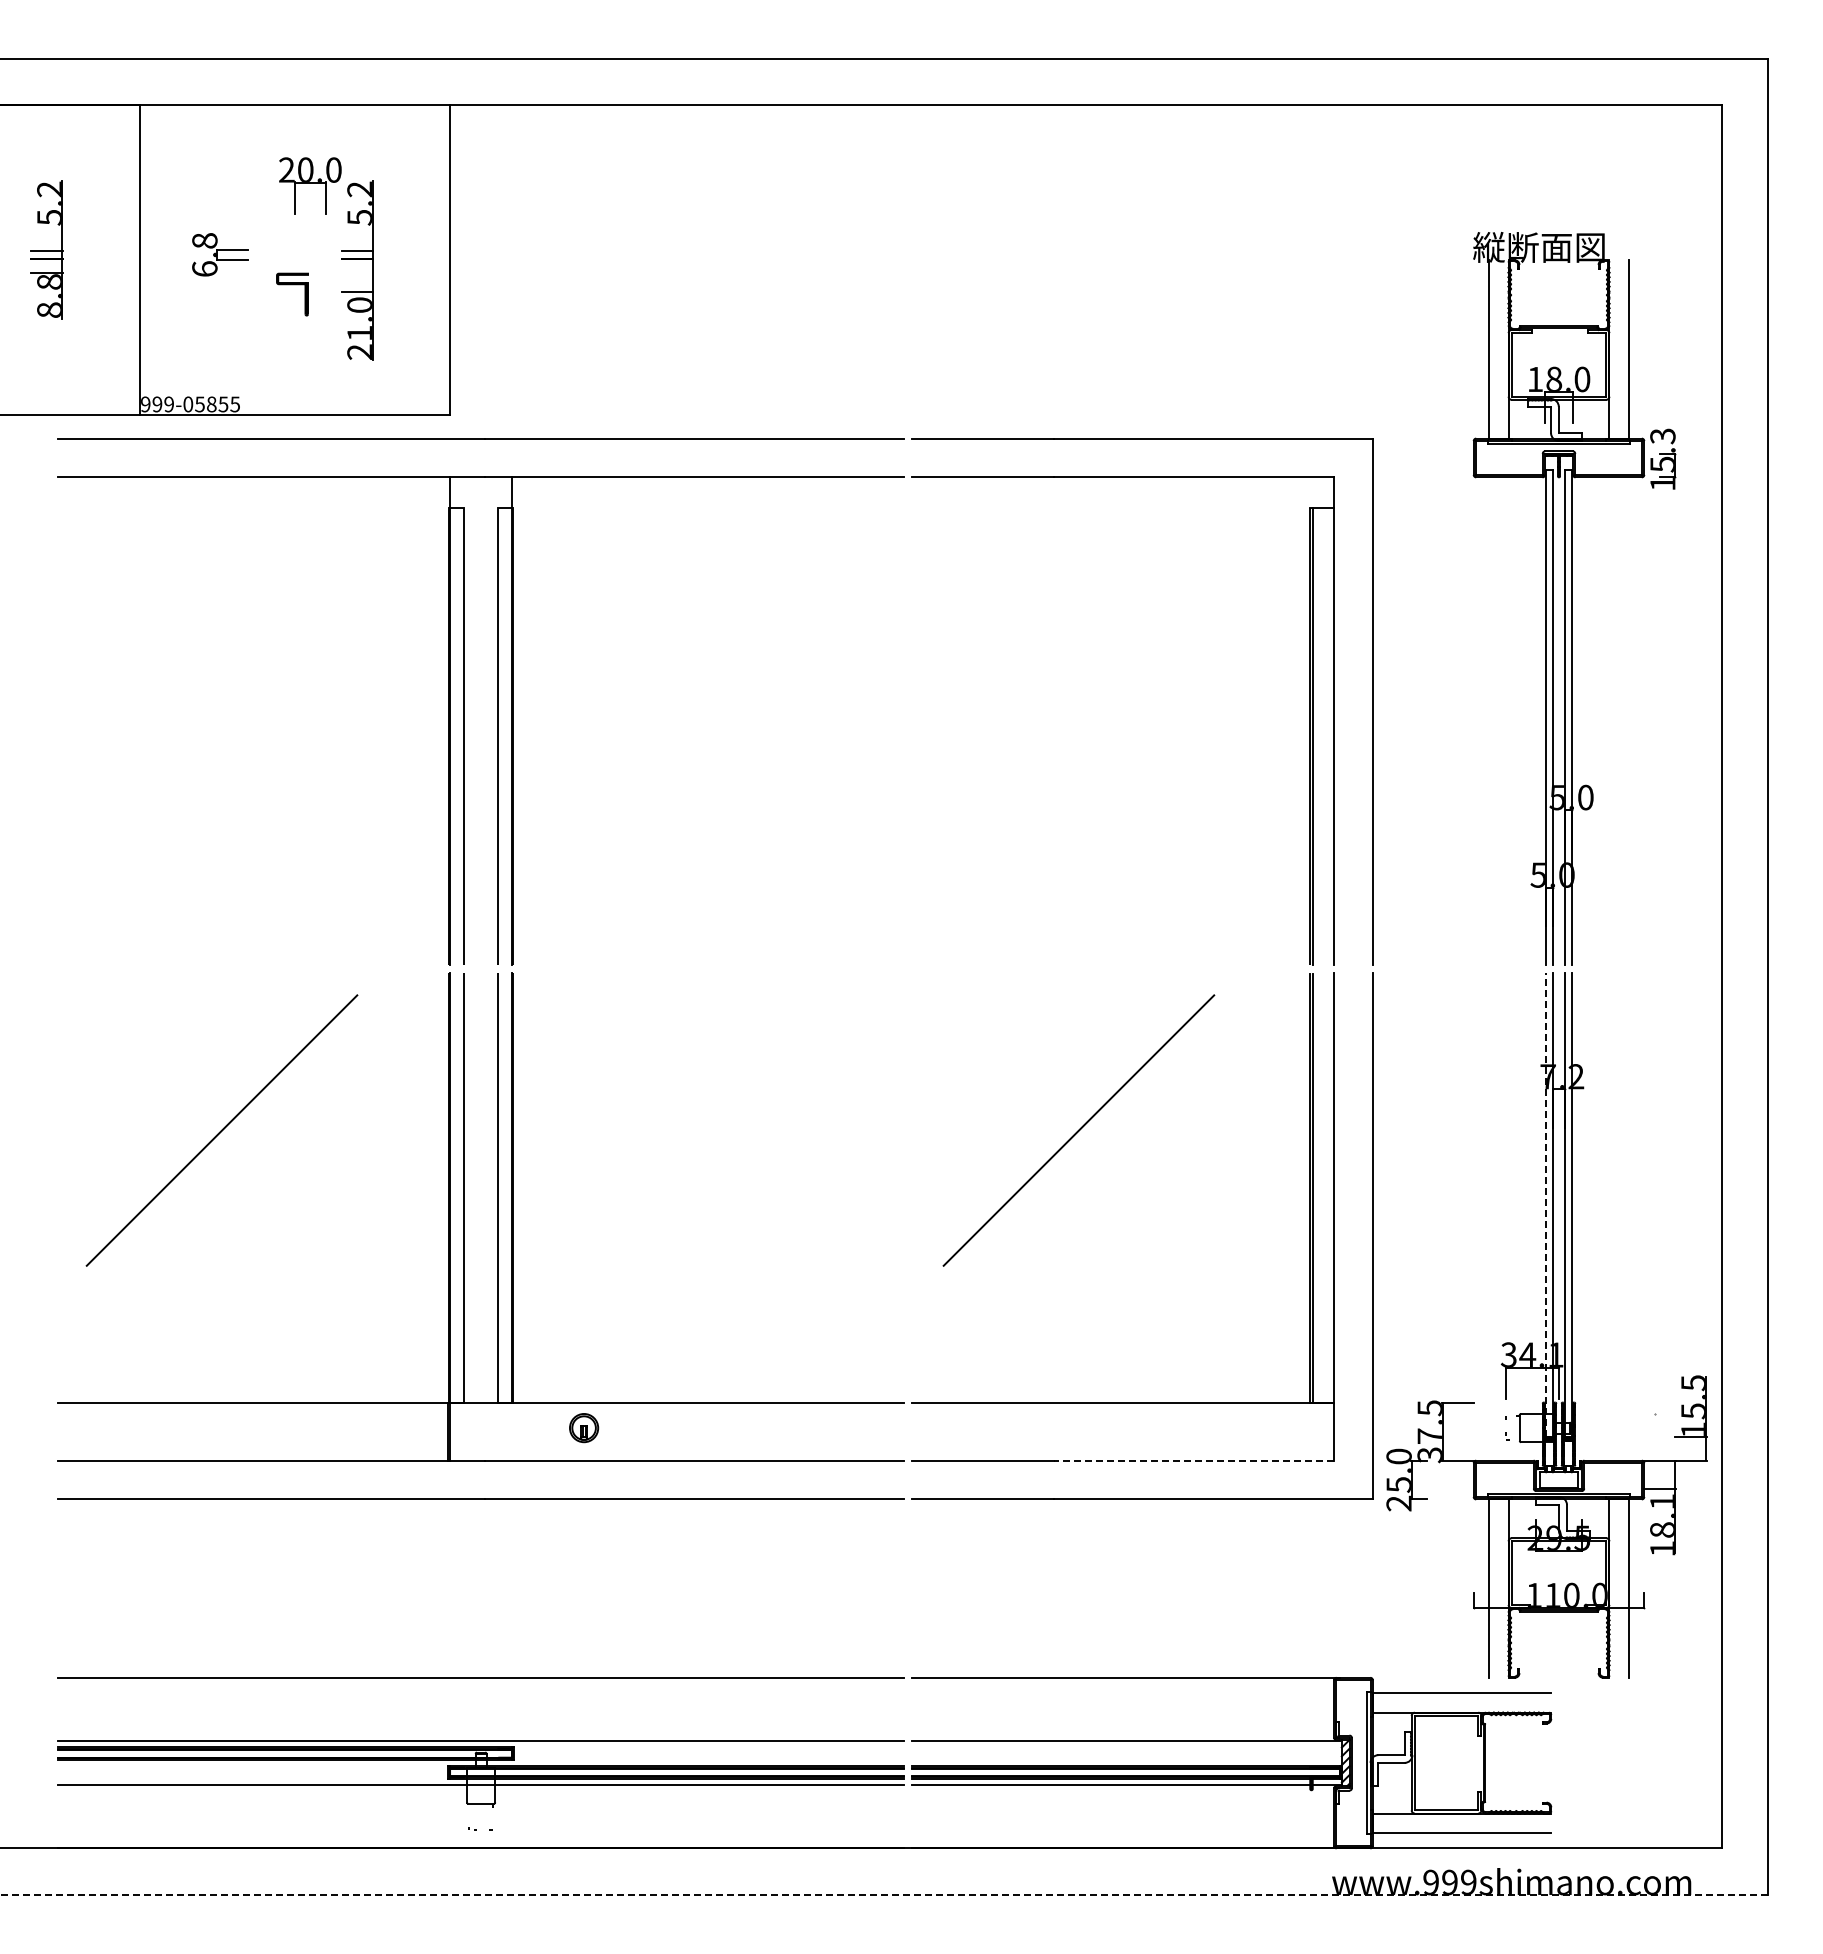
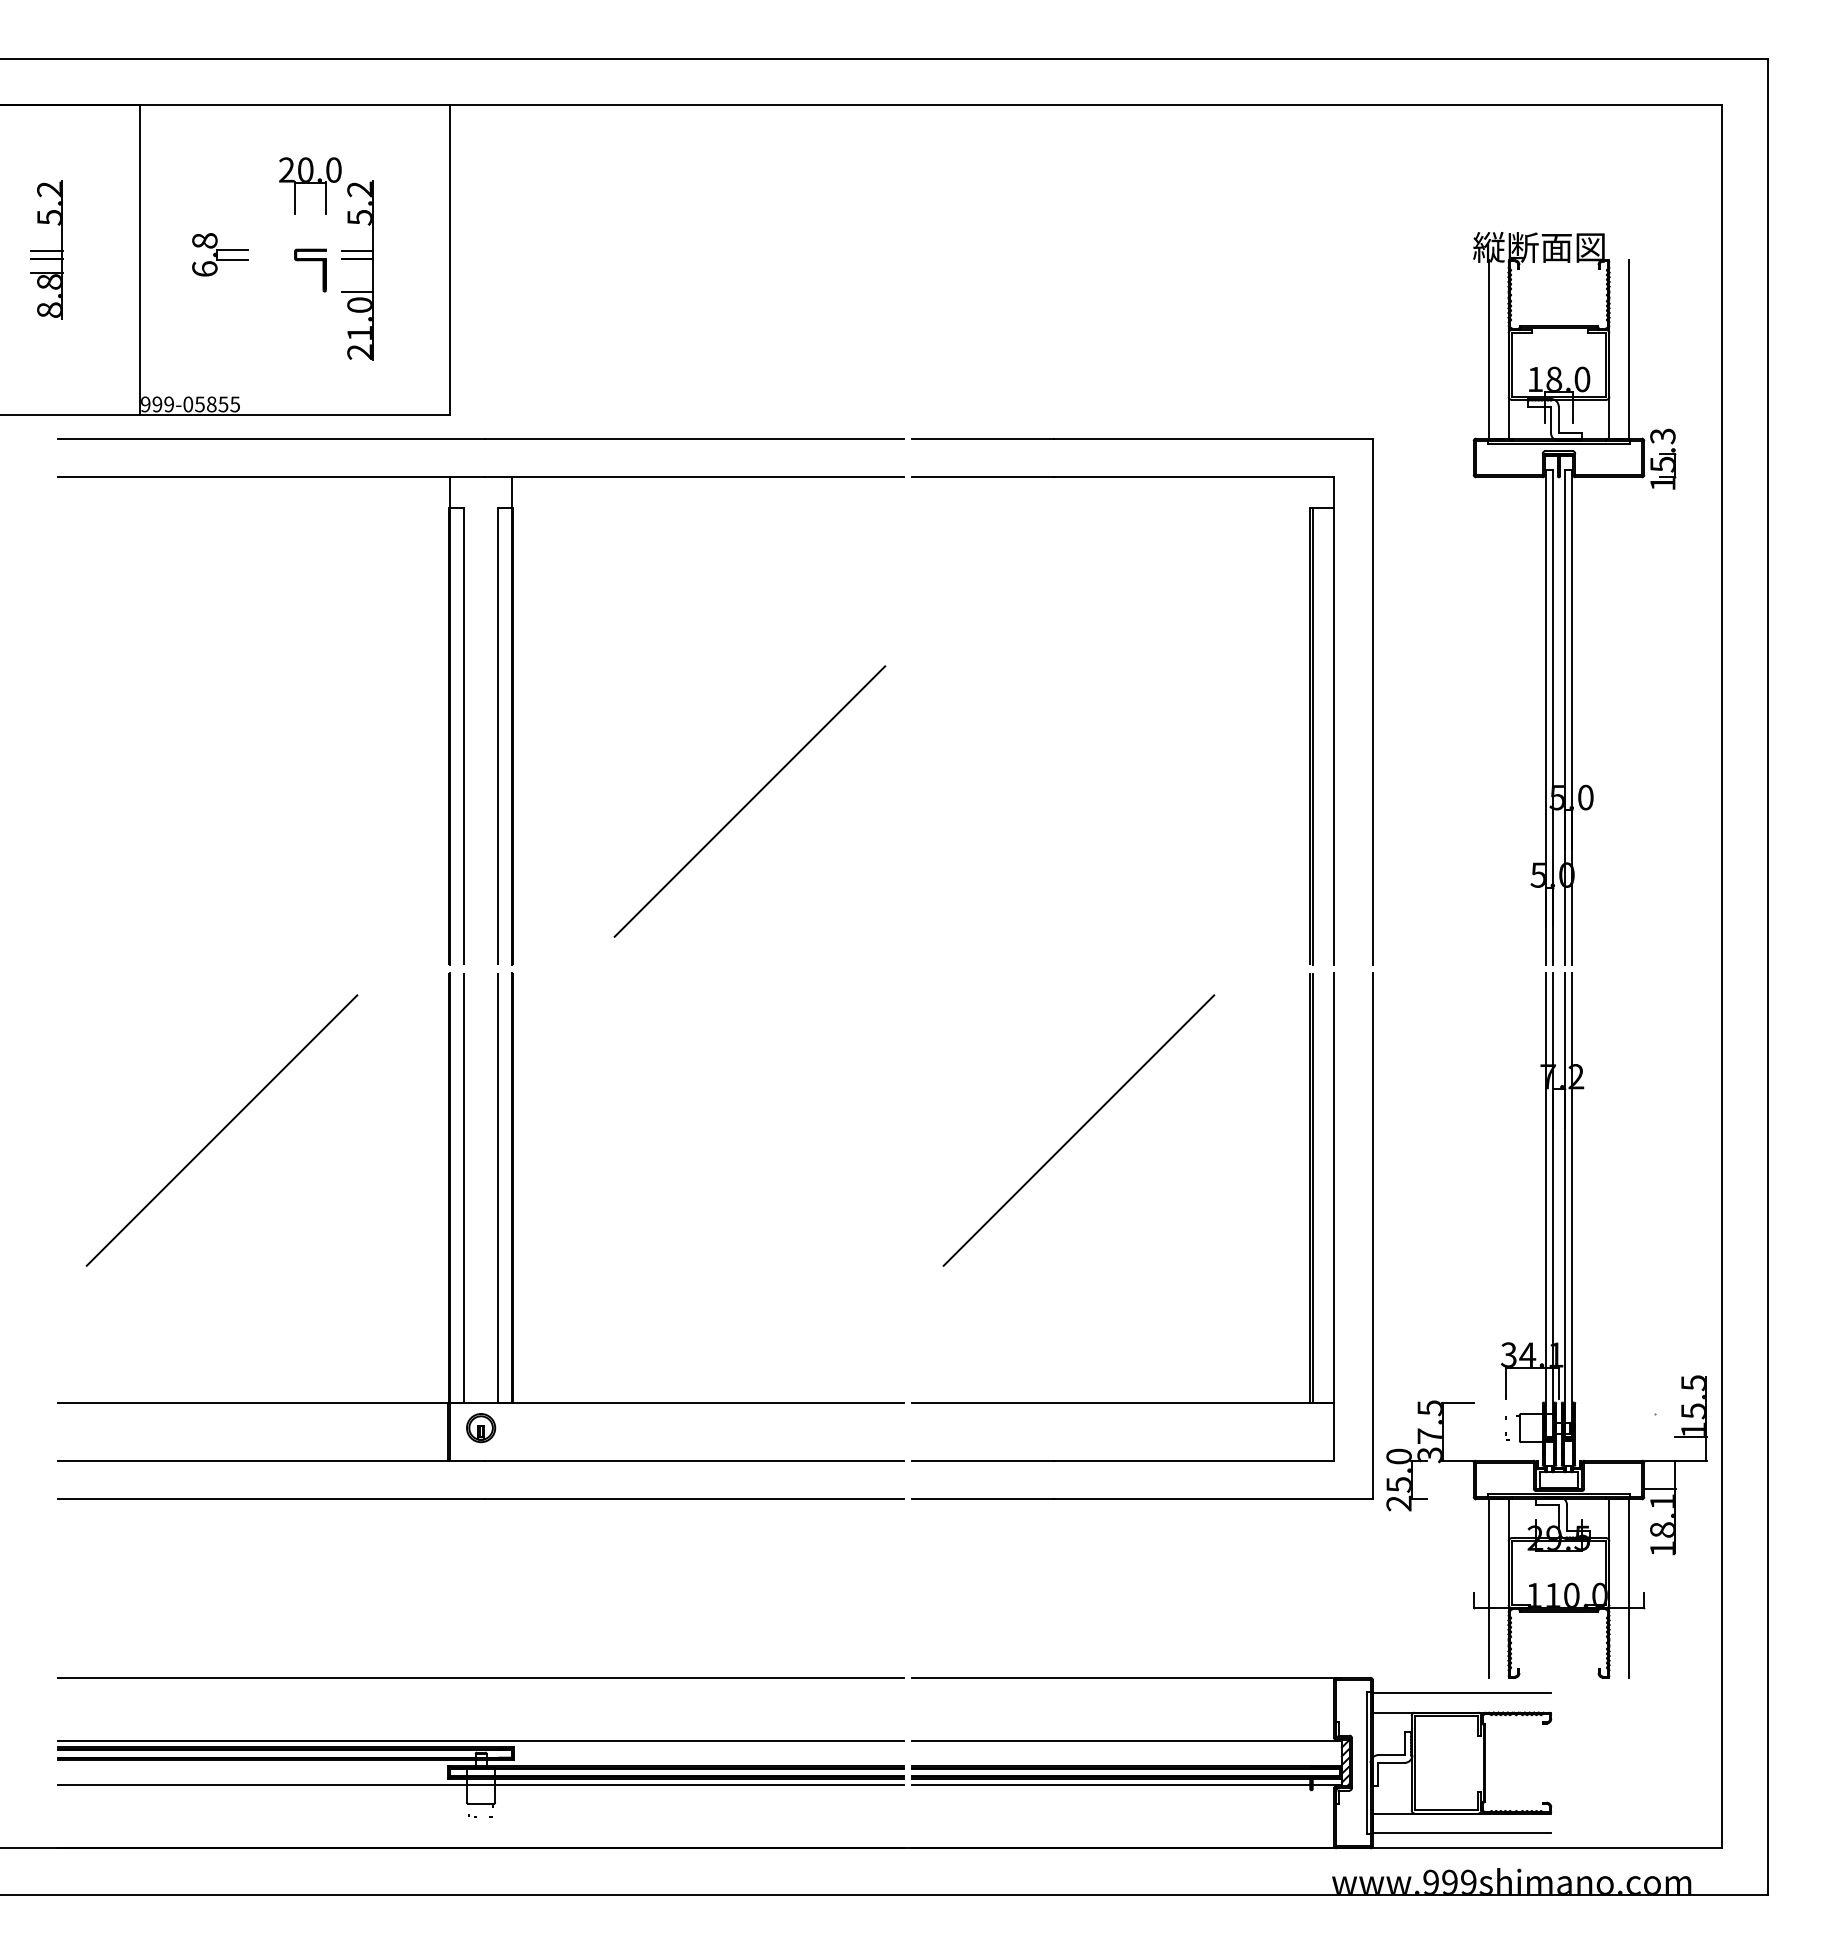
part position: (292, 285) -> (310, 261) (310, 261)
line: none -> present (749, 801)
line: dashed -> solid (1545, 1204)
part position: (584, 1428) -> (481, 1428) (481, 1428)
line: dashed -> solid (1193, 1460)
part position: (480, 1828) -> (480, 1815) (480, 1815)
line: dashed -> solid (884, 1894)
